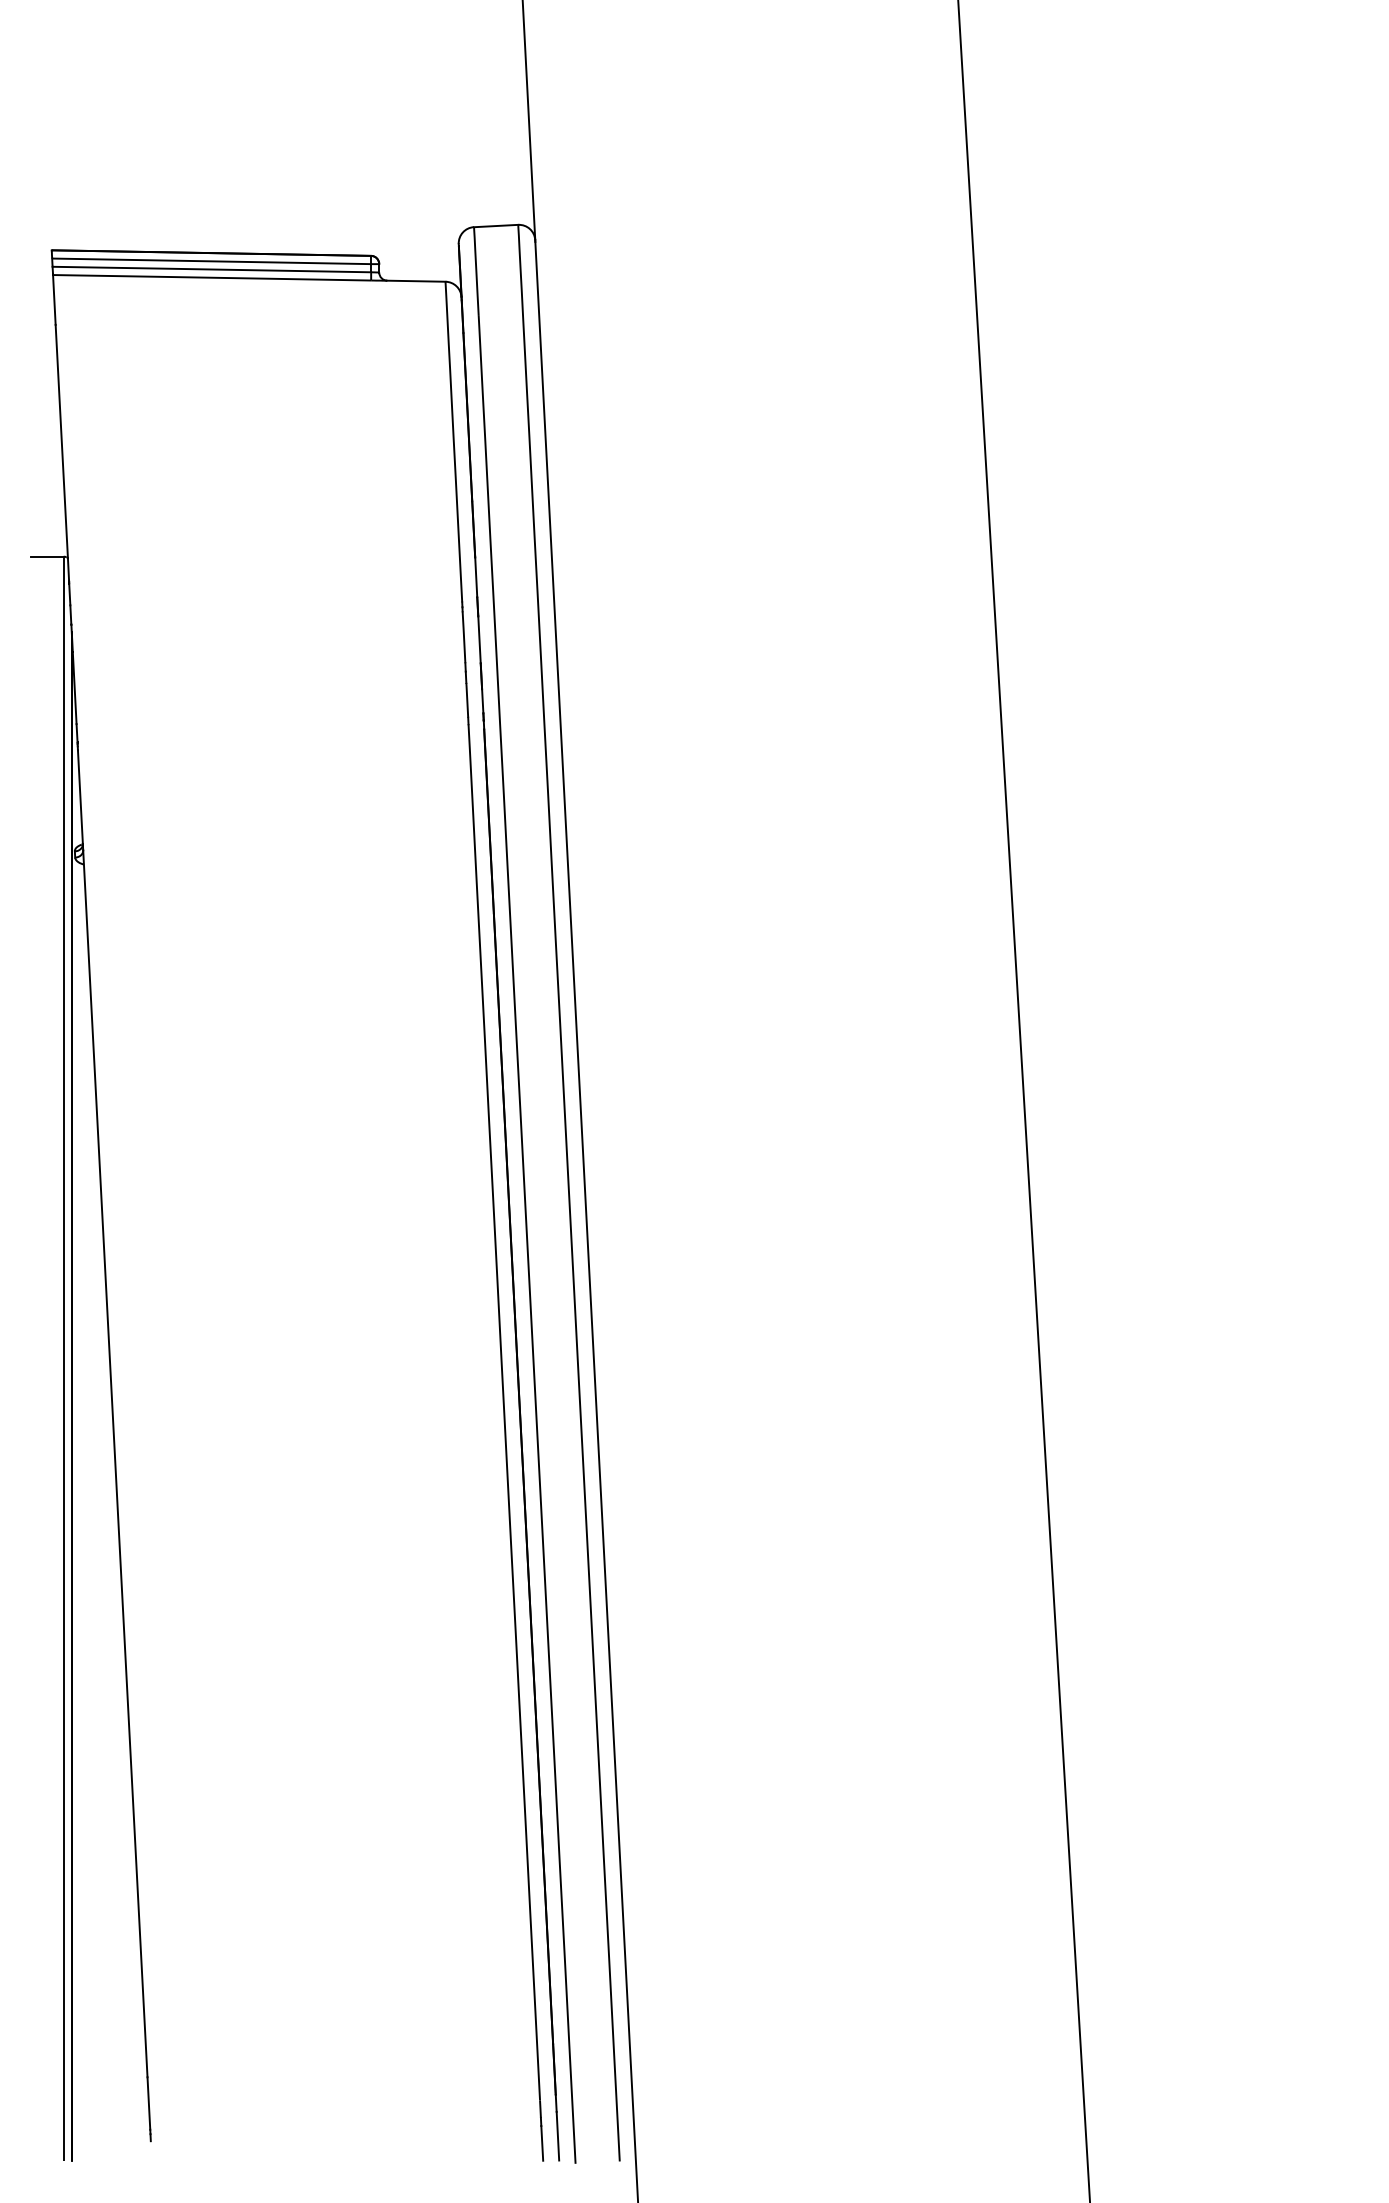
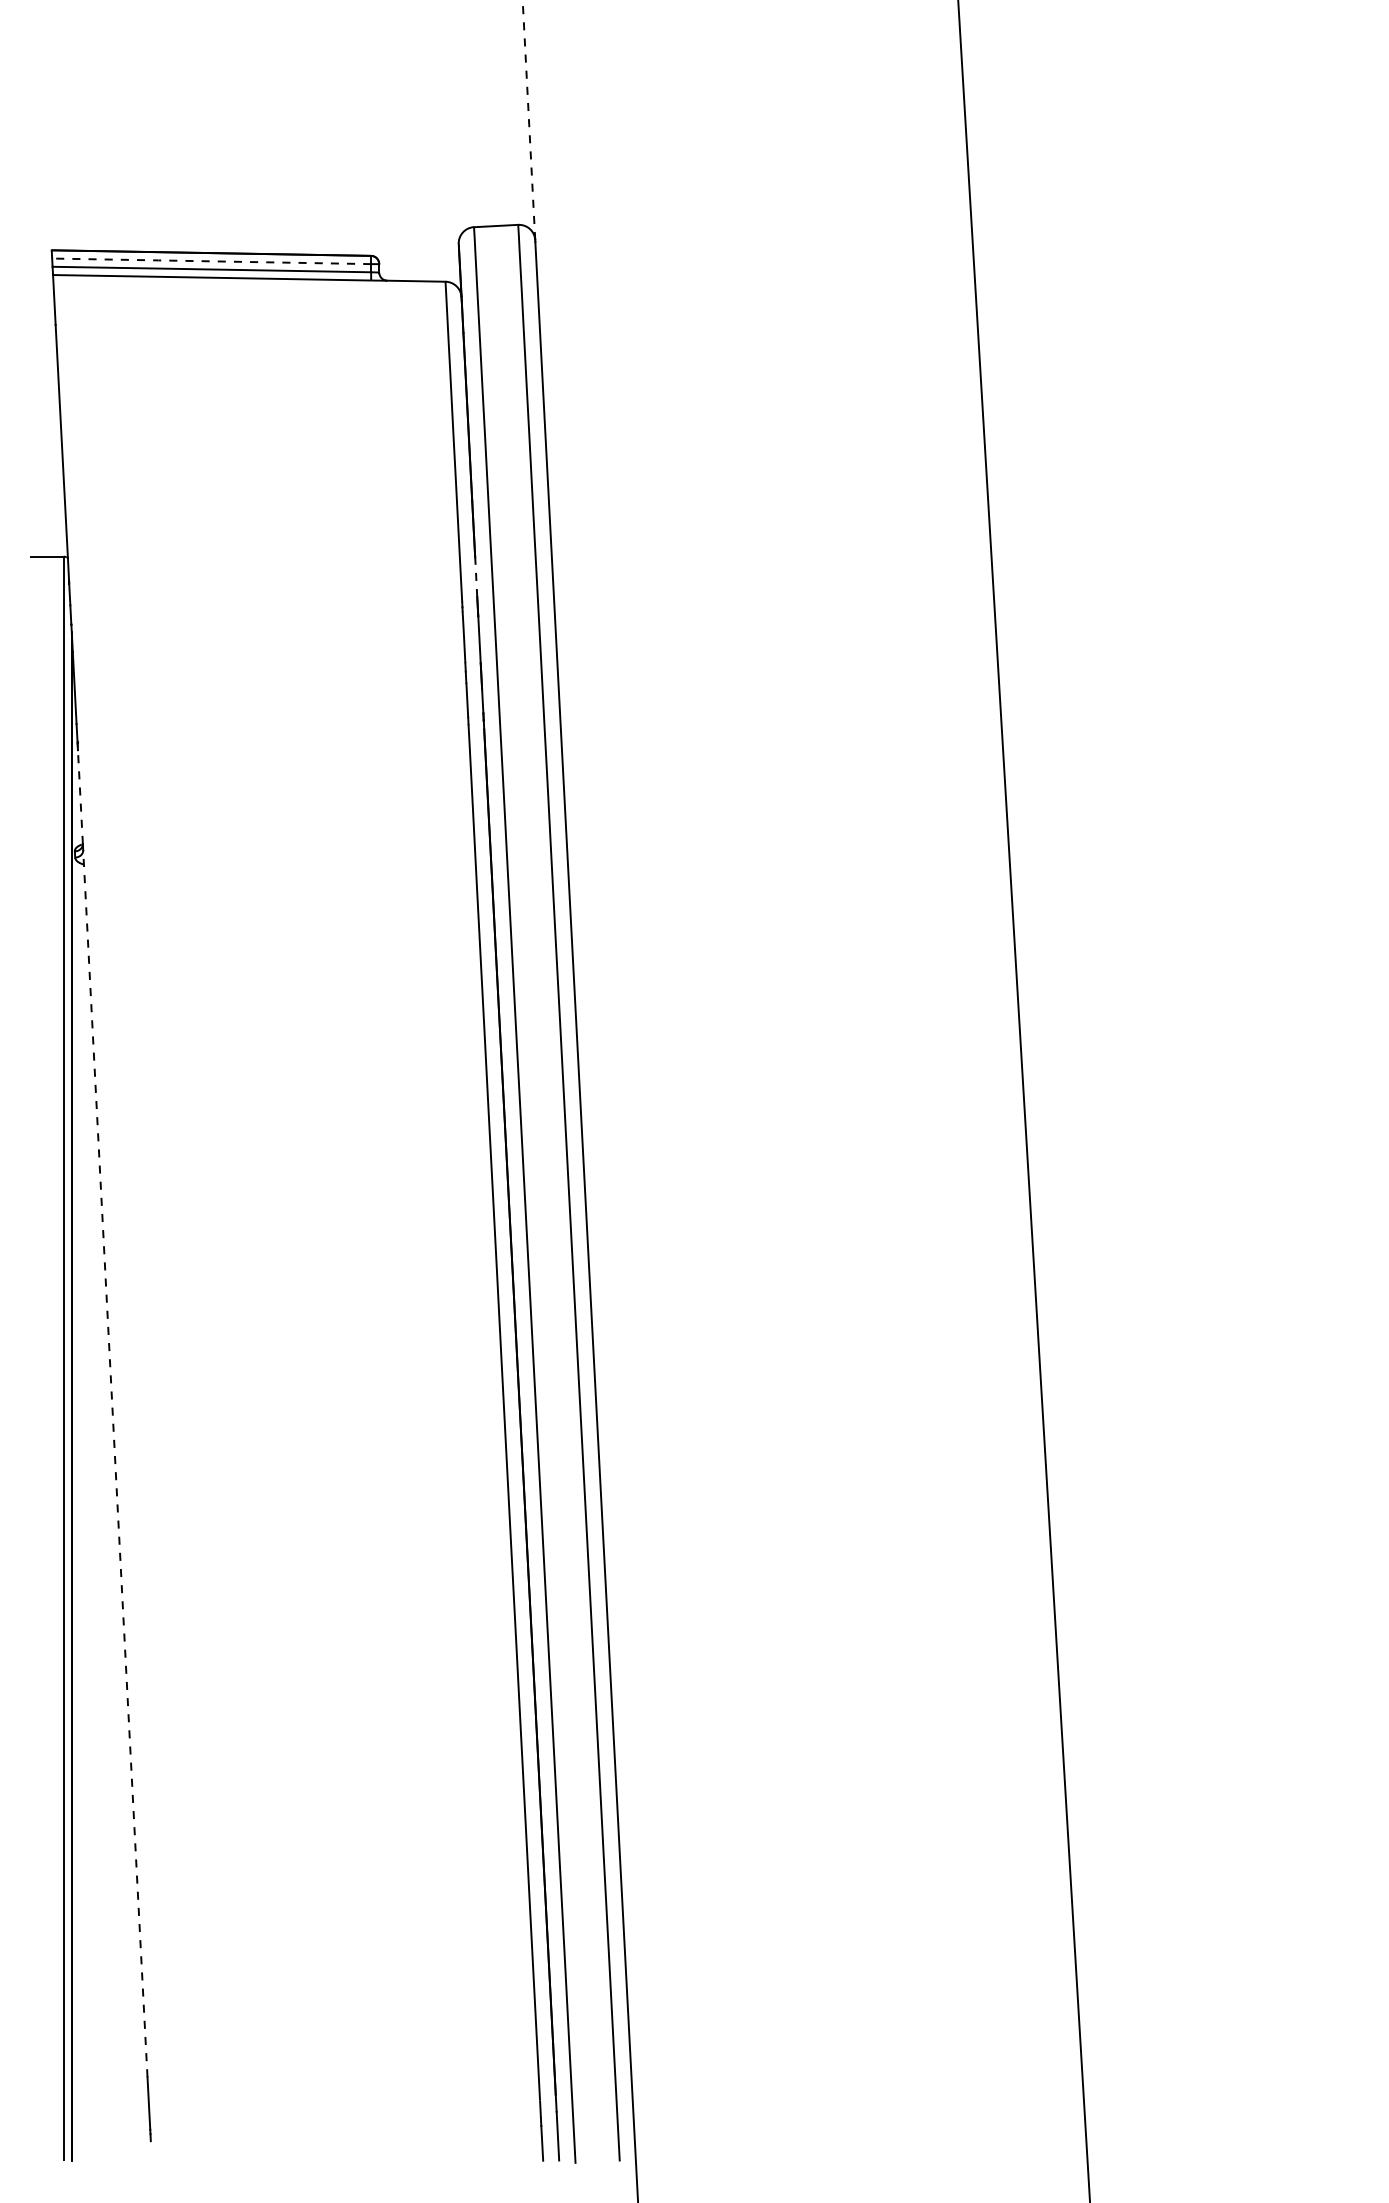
line: solid -> dashed (528, 120)
line: solid -> dashed (211, 261)
line: solid -> dashed (476, 577)
line: solid -> dashed (80, 797)
line: solid -> dashed (115, 1463)
